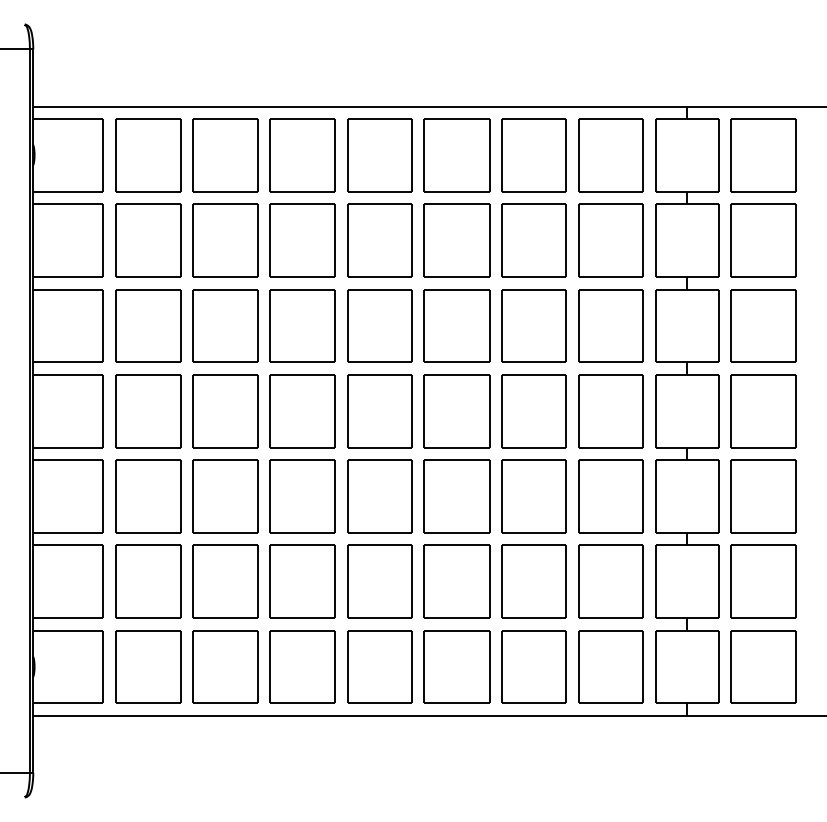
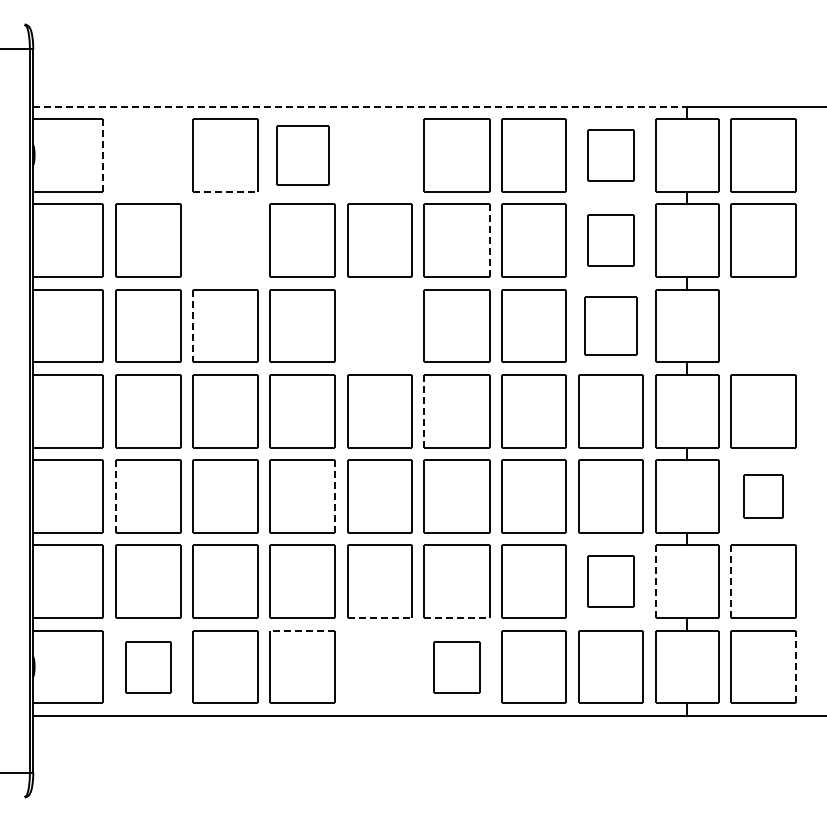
line: solid -> dashed (360, 106)
line: solid -> dashed (103, 155)
part: present -> none (148, 155)
part size: 67x75 px -> 54x61 px (302, 155)
part: present -> none (379, 155)
part size: 66x75 px -> 48x53 px (610, 155)
line: solid -> dashed (225, 191)
part: present -> none (225, 240)
line: solid -> dashed (489, 240)
part size: 66x75 px -> 48x53 px (610, 240)
part: present -> none (379, 325)
part size: 66x74 px -> 54x60 px (610, 325)
part: present -> none (763, 325)
line: solid -> dashed (193, 326)
line: solid -> dashed (424, 411)
line: solid -> dashed (335, 496)
part size: 67x75 px -> 41x45 px (763, 496)
line: solid -> dashed (115, 497)
part size: 66x75 px -> 48x53 px (610, 581)
line: solid -> dashed (655, 582)
line: solid -> dashed (731, 582)
line: solid -> dashed (379, 618)
line: solid -> dashed (456, 618)
line: solid -> dashed (302, 630)
part size: 67x74 px -> 47x53 px (148, 667)
part: present -> none (379, 666)
part size: 68x74 px -> 48x53 px (456, 667)
line: solid -> dashed (795, 666)
